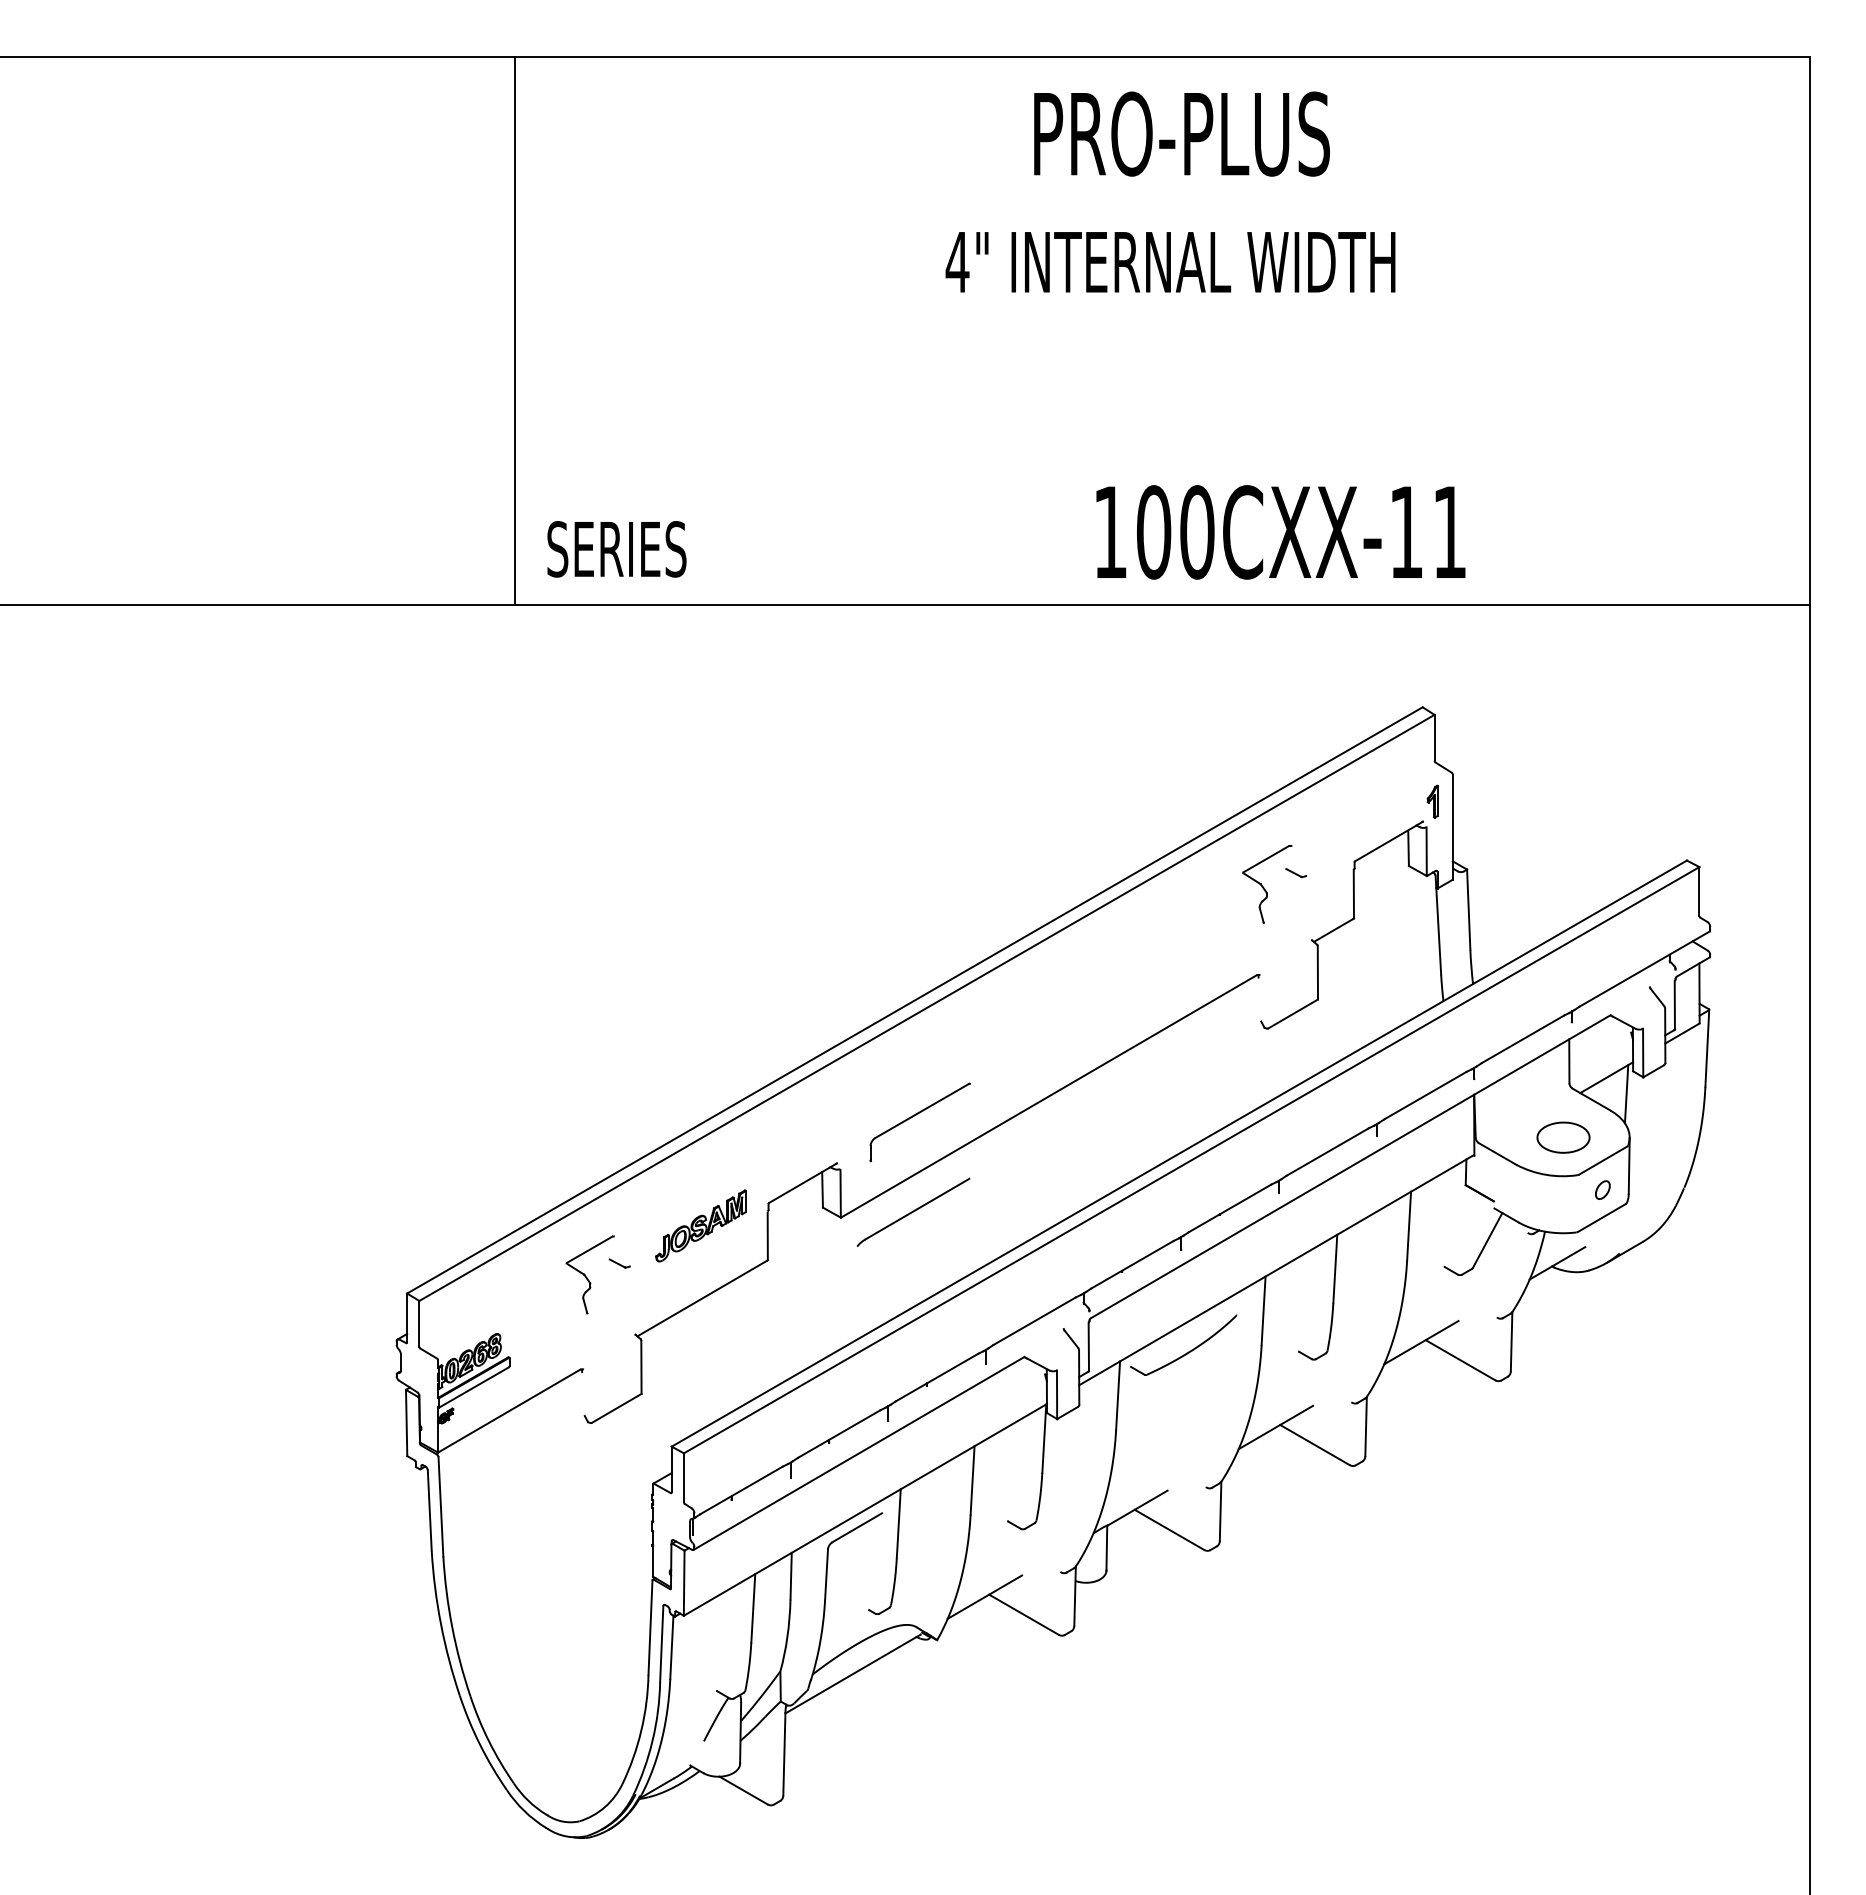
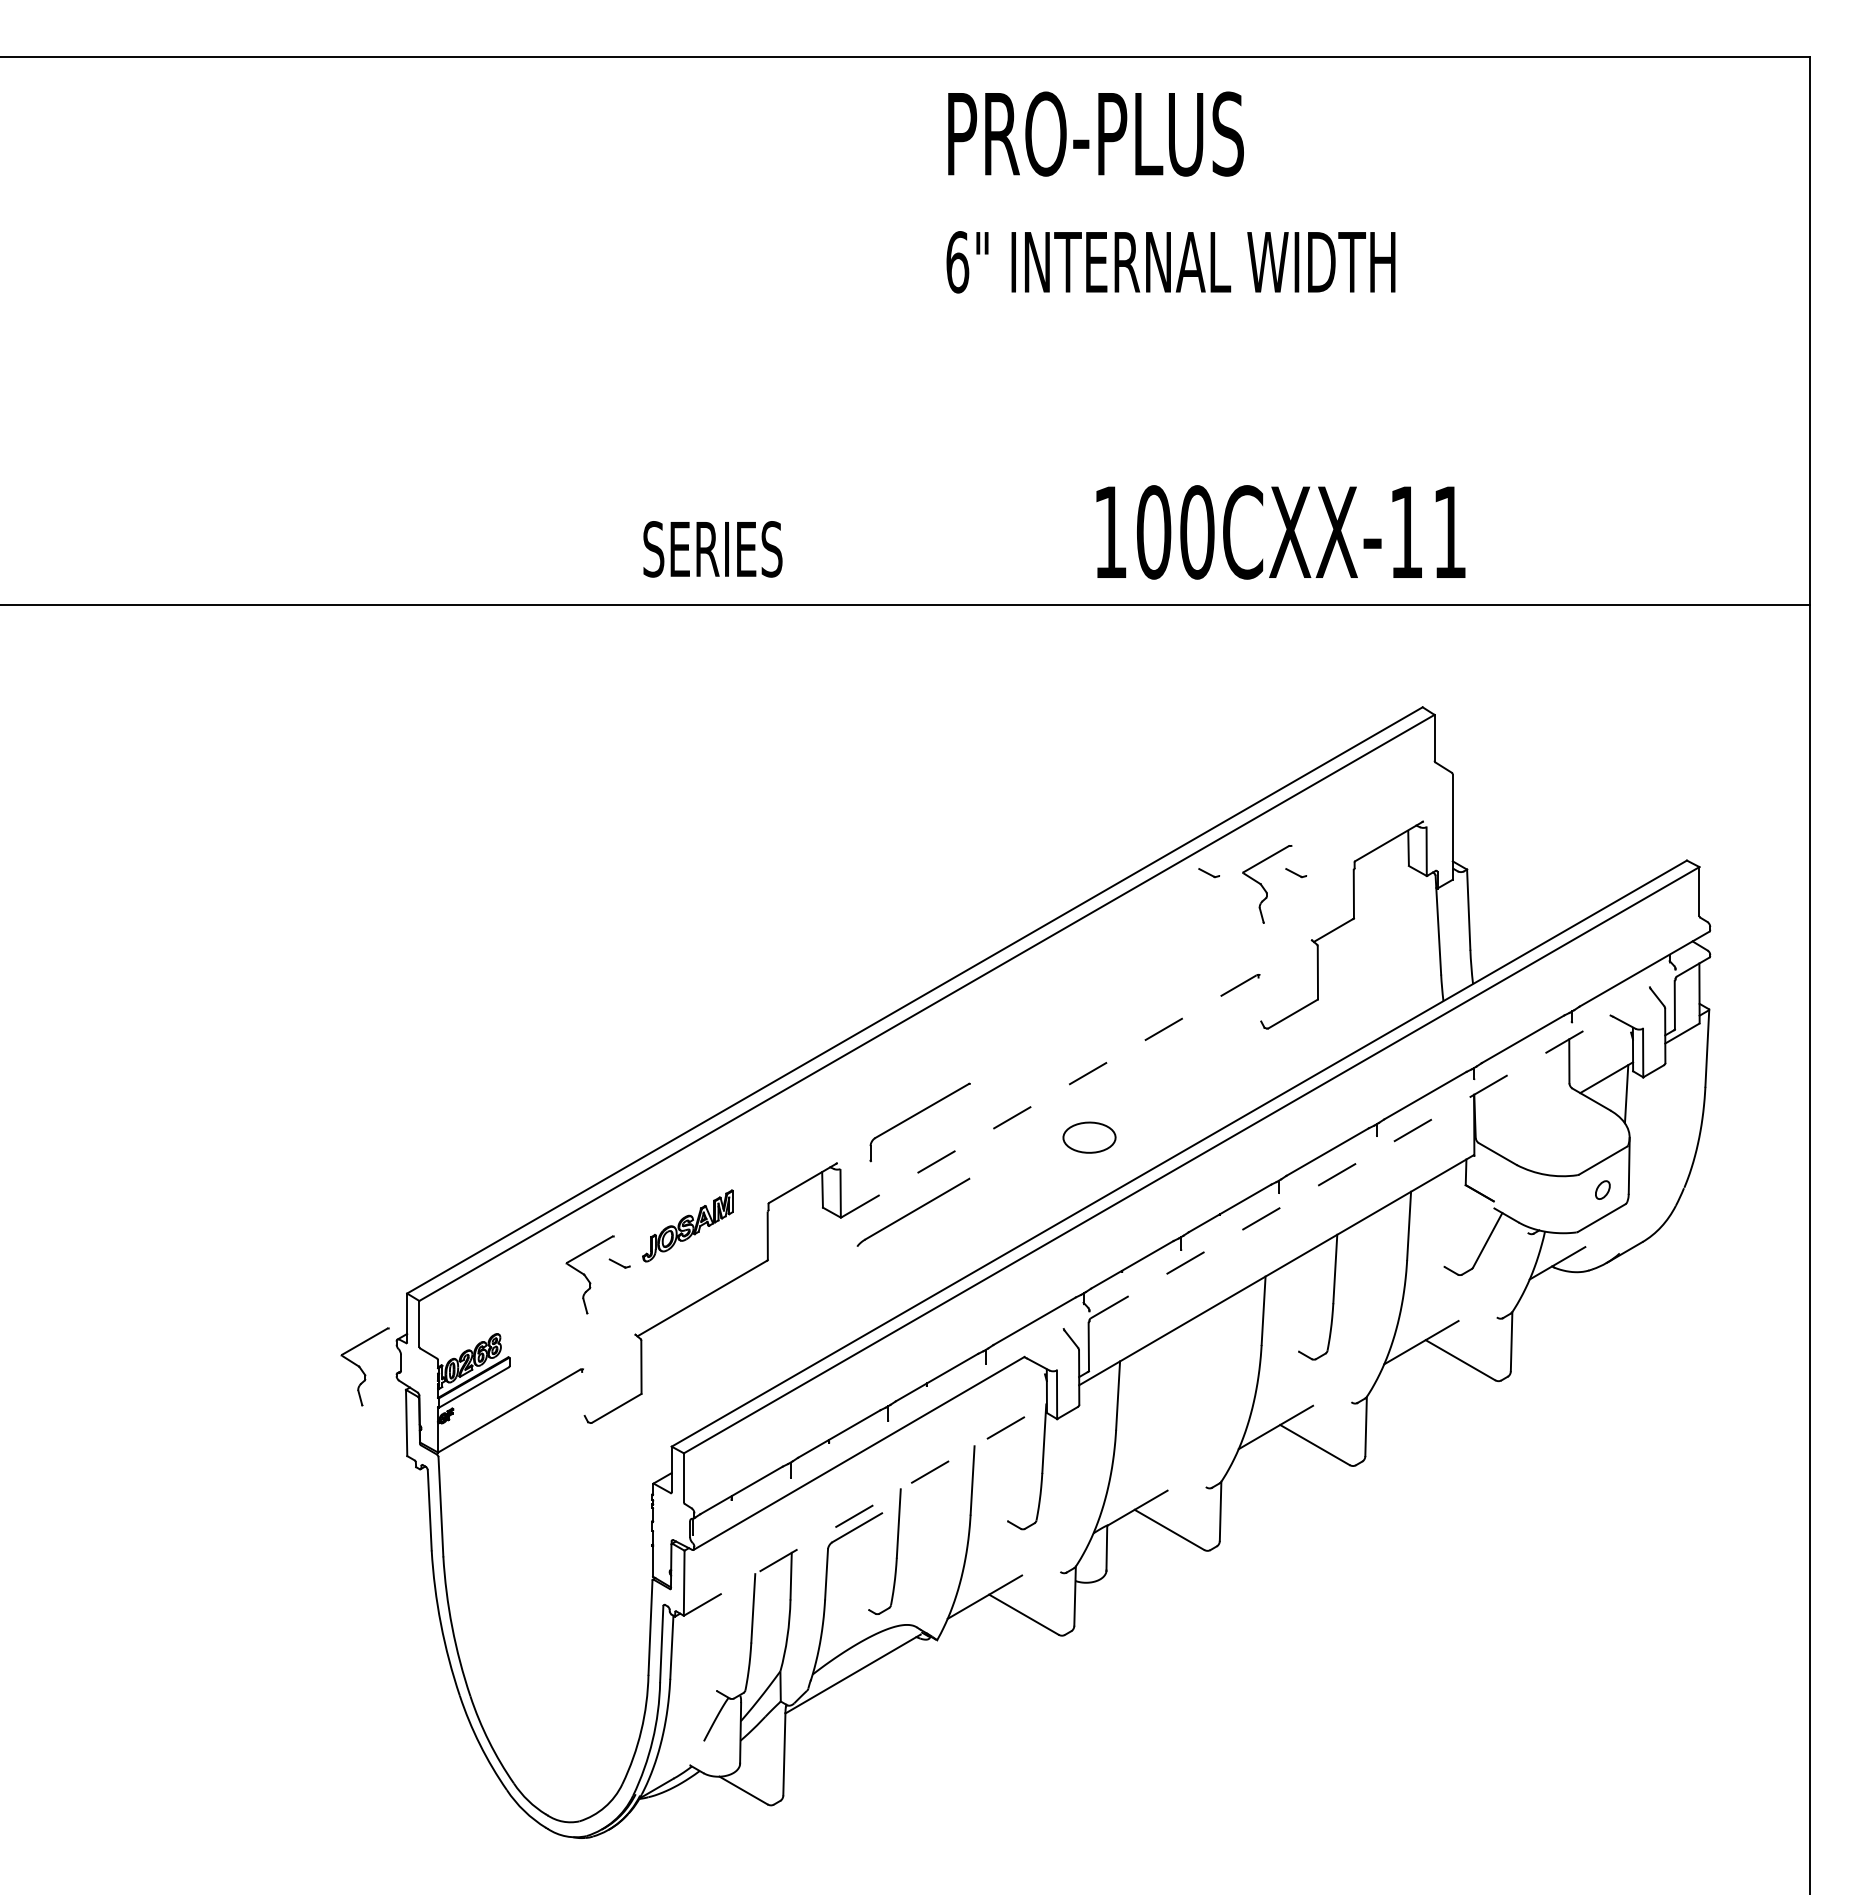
text position: (1181, 133) -> (1095, 133) (1095, 133)
text: 4" -> 6" (957, 262)
line: present -> none (514, 330)
text position: (616, 549) -> (712, 549) (712, 549)
part: present -> none (1432, 801)
part: none -> present (1209, 873)
line: solid -> dashed (1049, 1096)
part position: (1563, 1137) -> (1089, 1137) (1089, 1137)
line: solid -> dashed (1350, 1166)
part position: (700, 1225) -> (687, 1225) (687, 1225)
part: present -> none (1186, 1352)
part: none -> present (364, 1366)
line: solid -> dashed (865, 1509)
